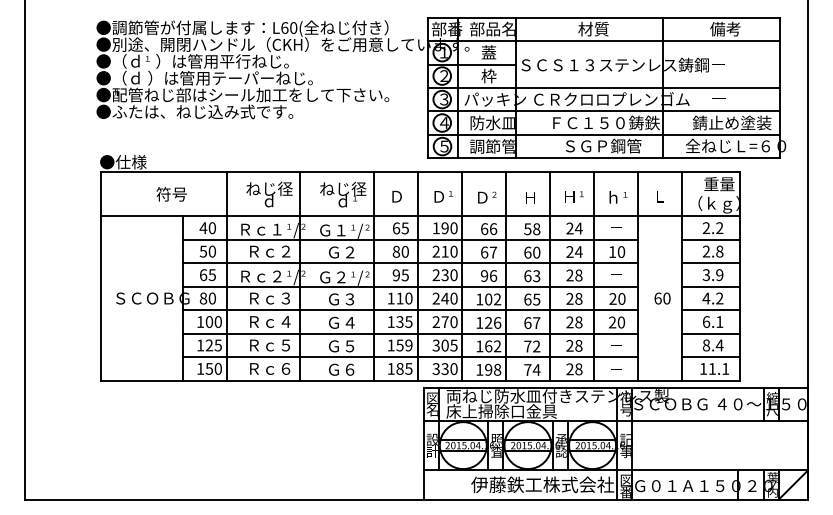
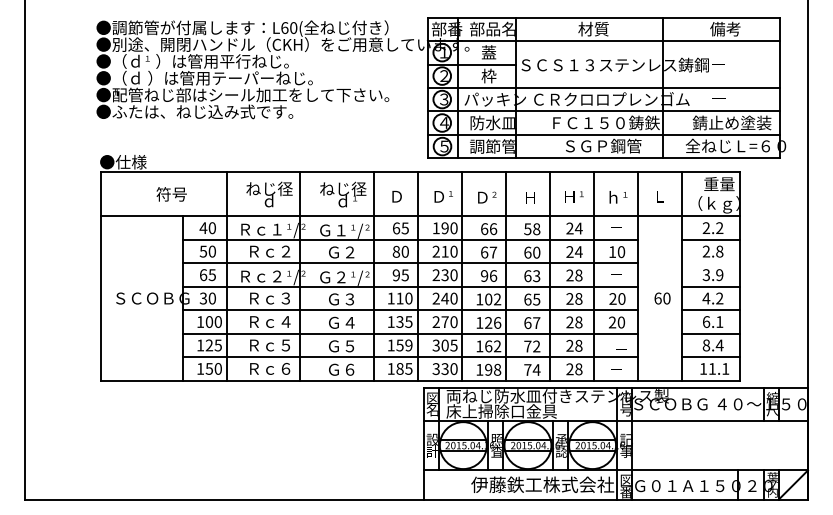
line: present -> none (710, 263)
text: 80 -> 30 (203, 298)
text position: (616, 345) -> (621, 349) (621, 349)
